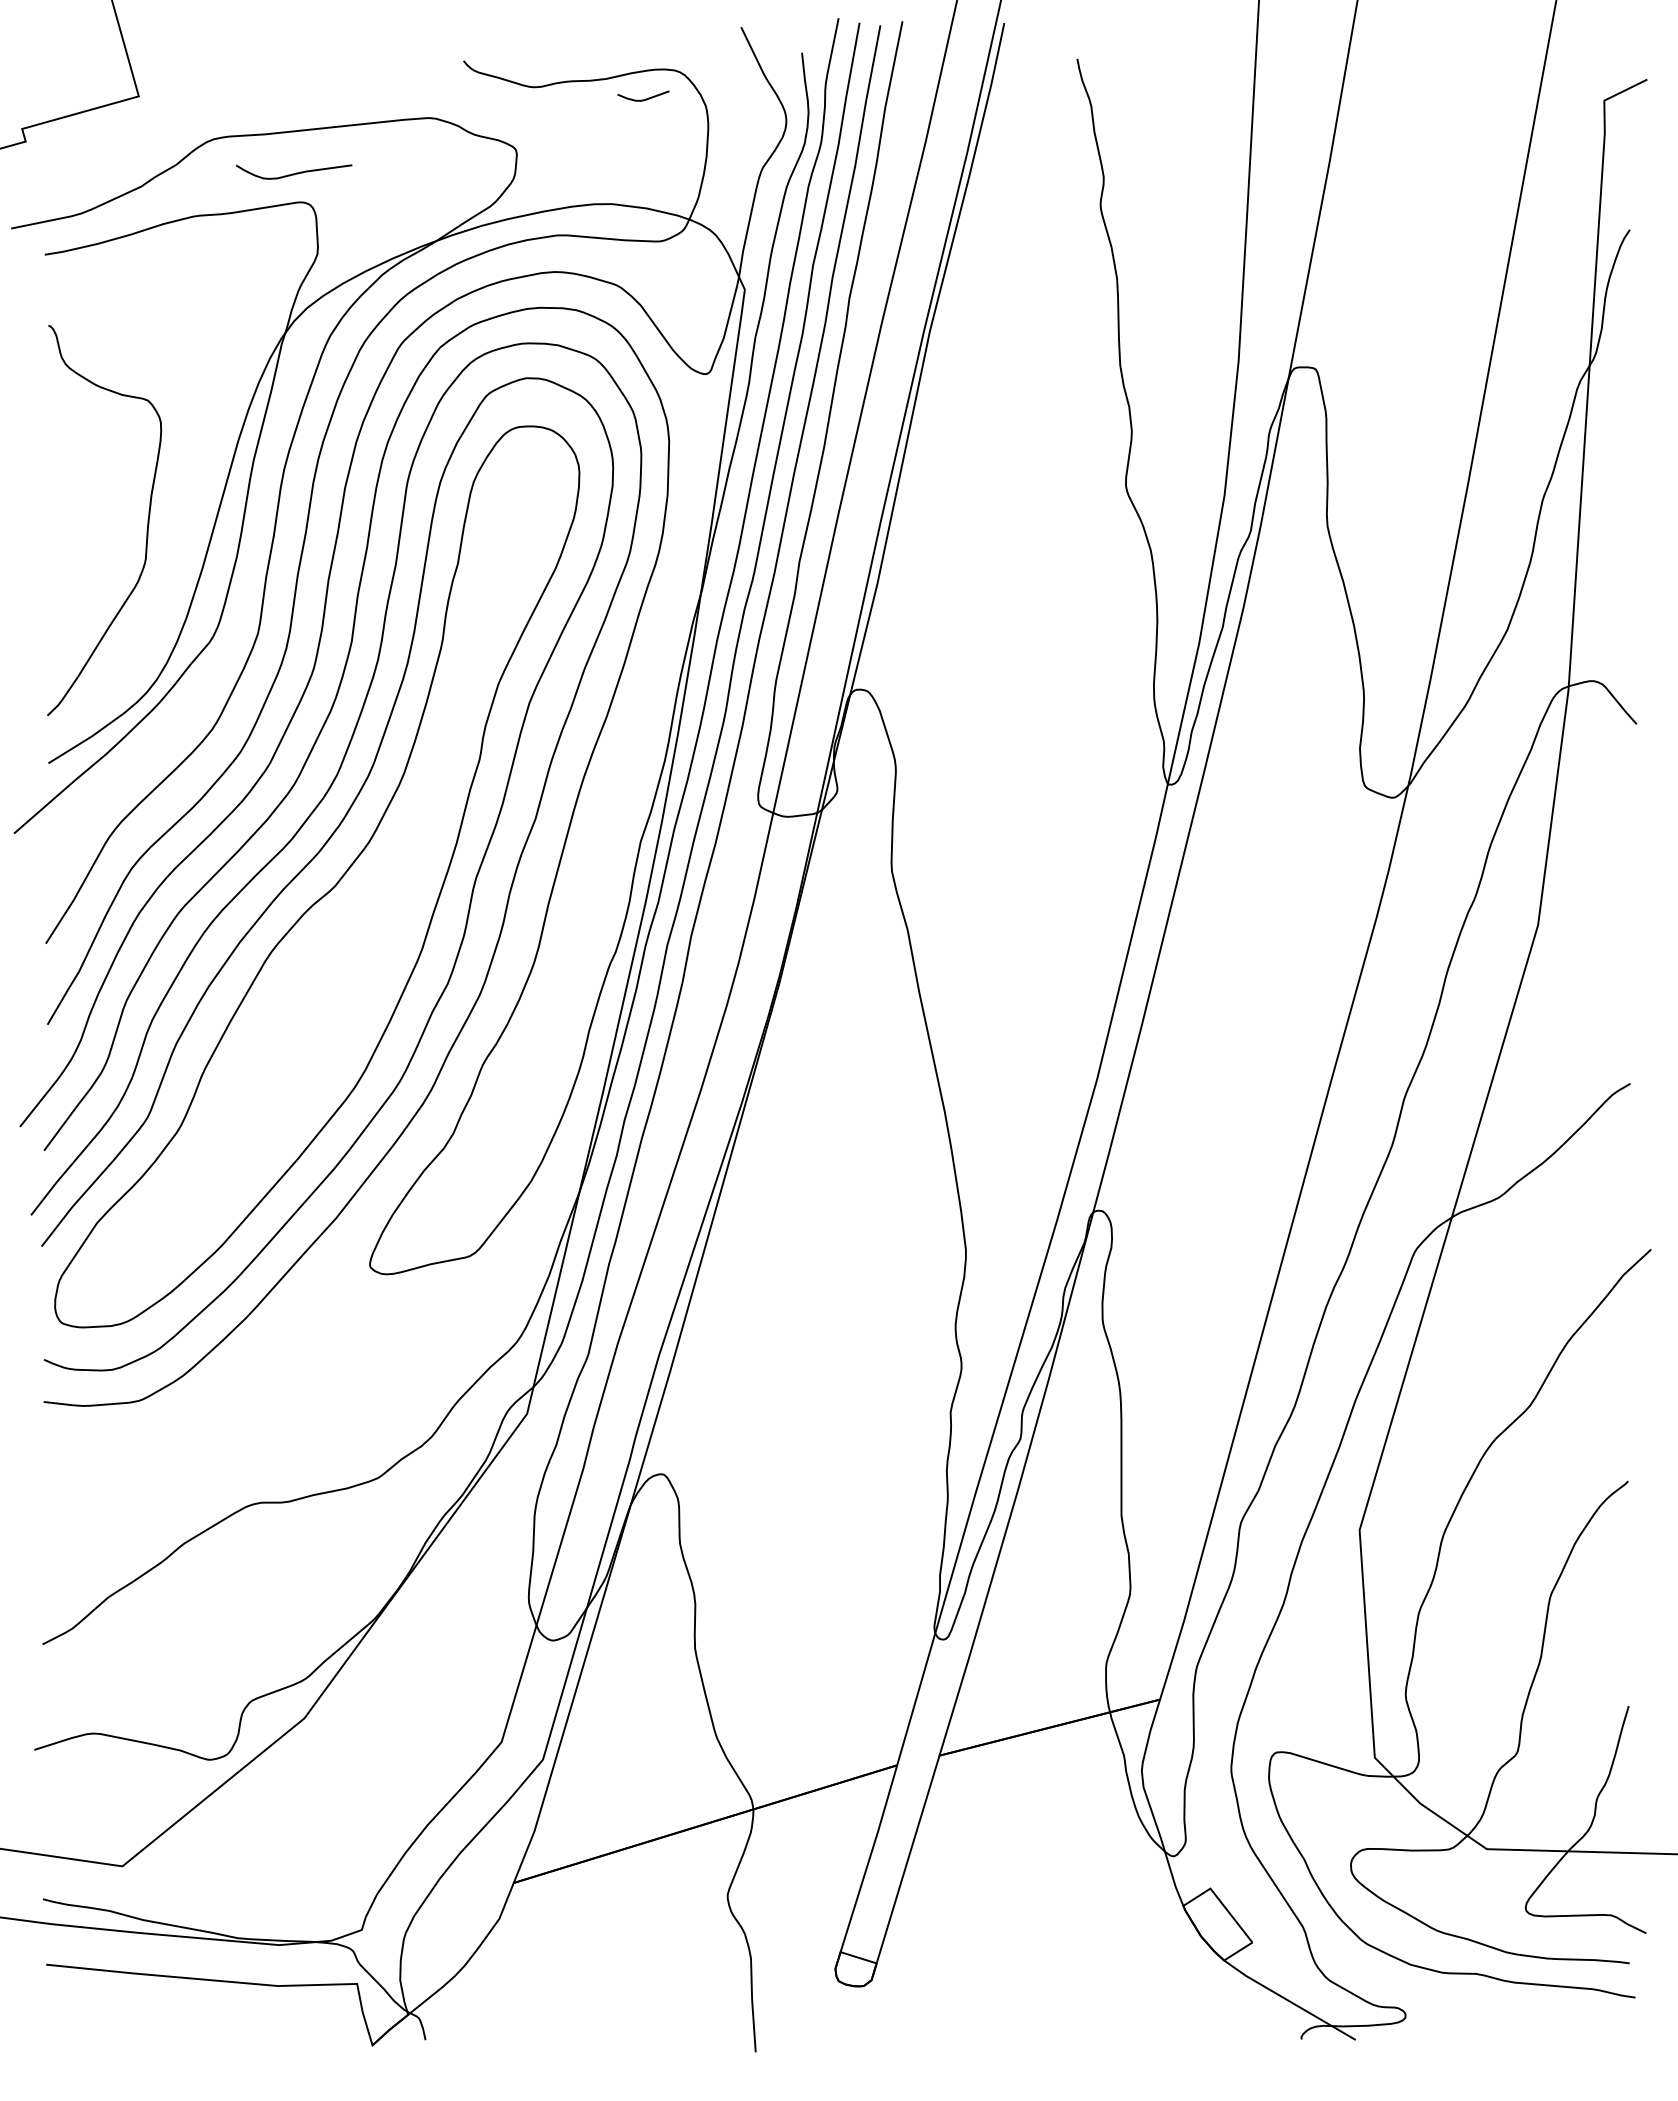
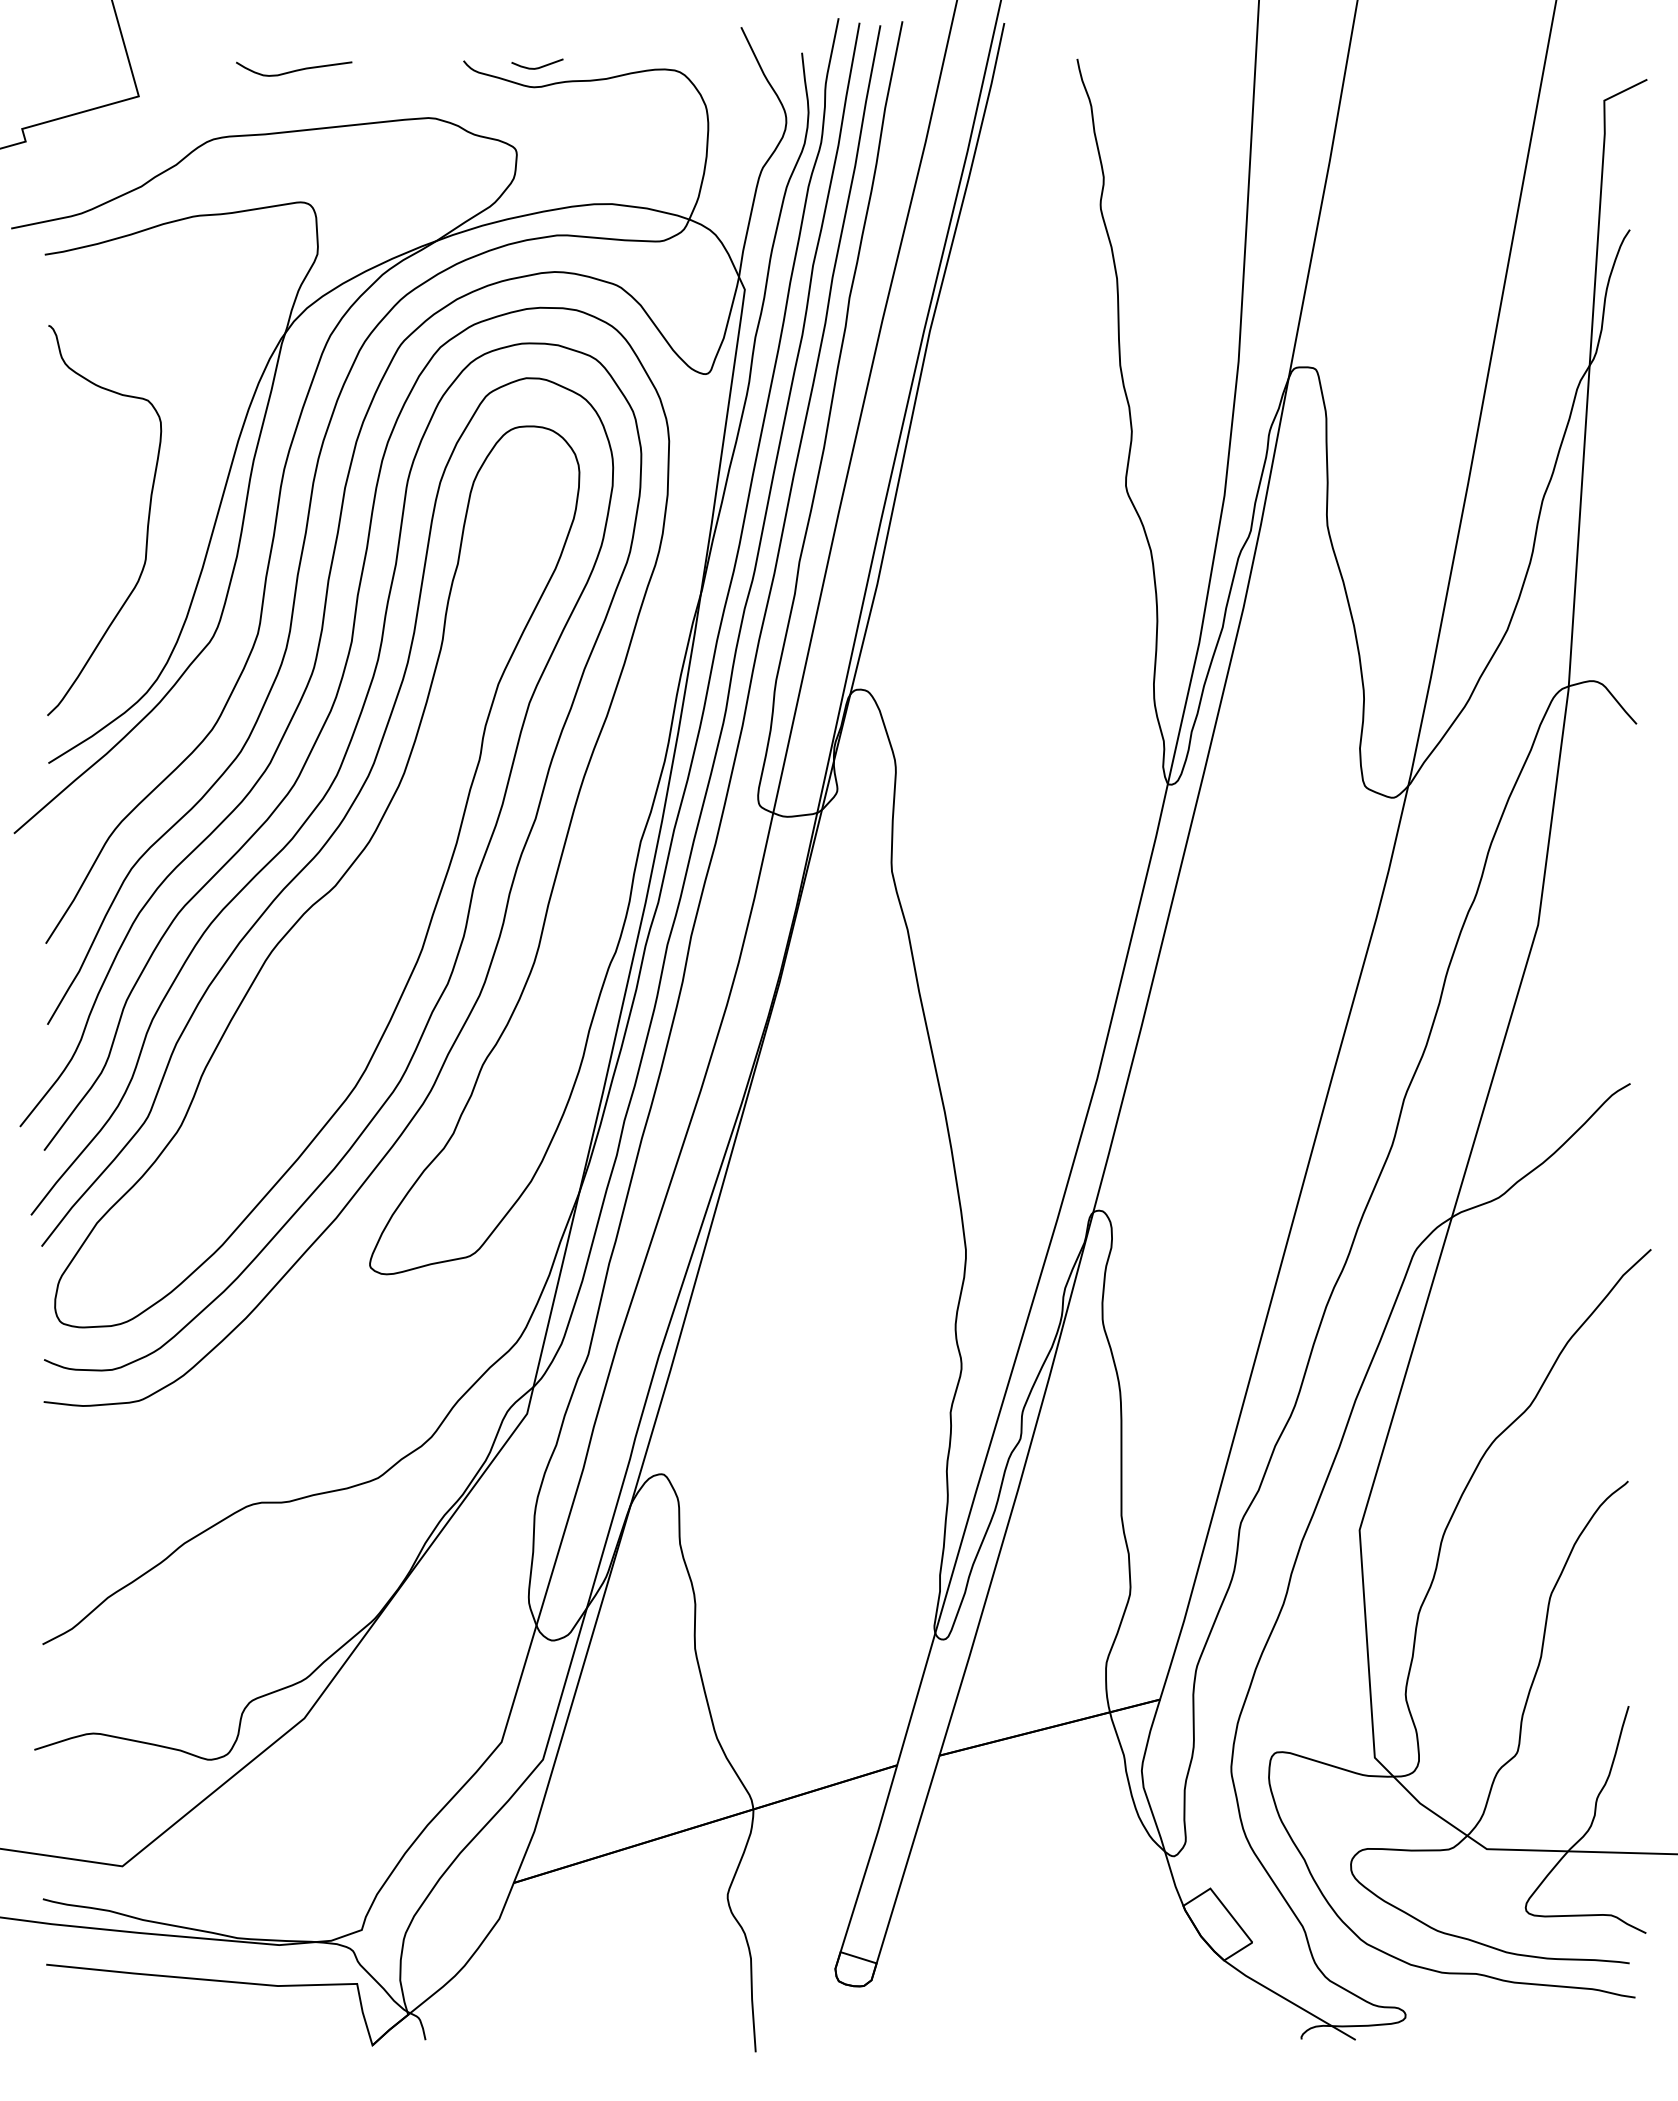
curve position: (645, 98) -> (539, 66) (539, 66)
curve position: (294, 173) -> (294, 70) (294, 70)
